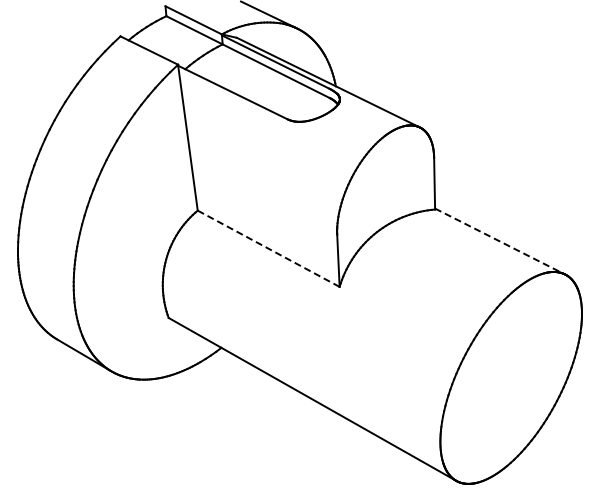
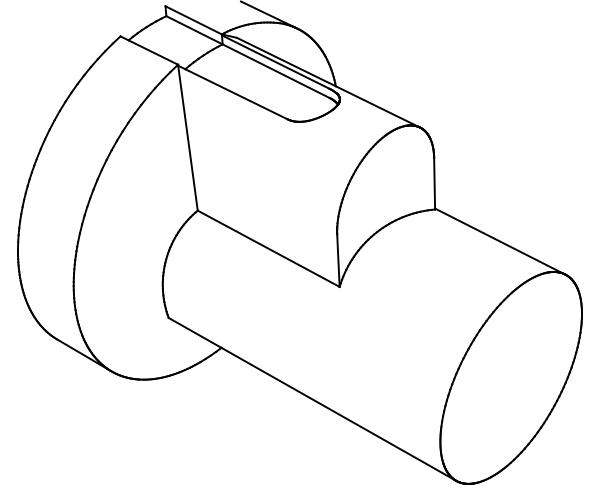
line: dashed -> solid (500, 241)
line: dashed -> solid (268, 248)
